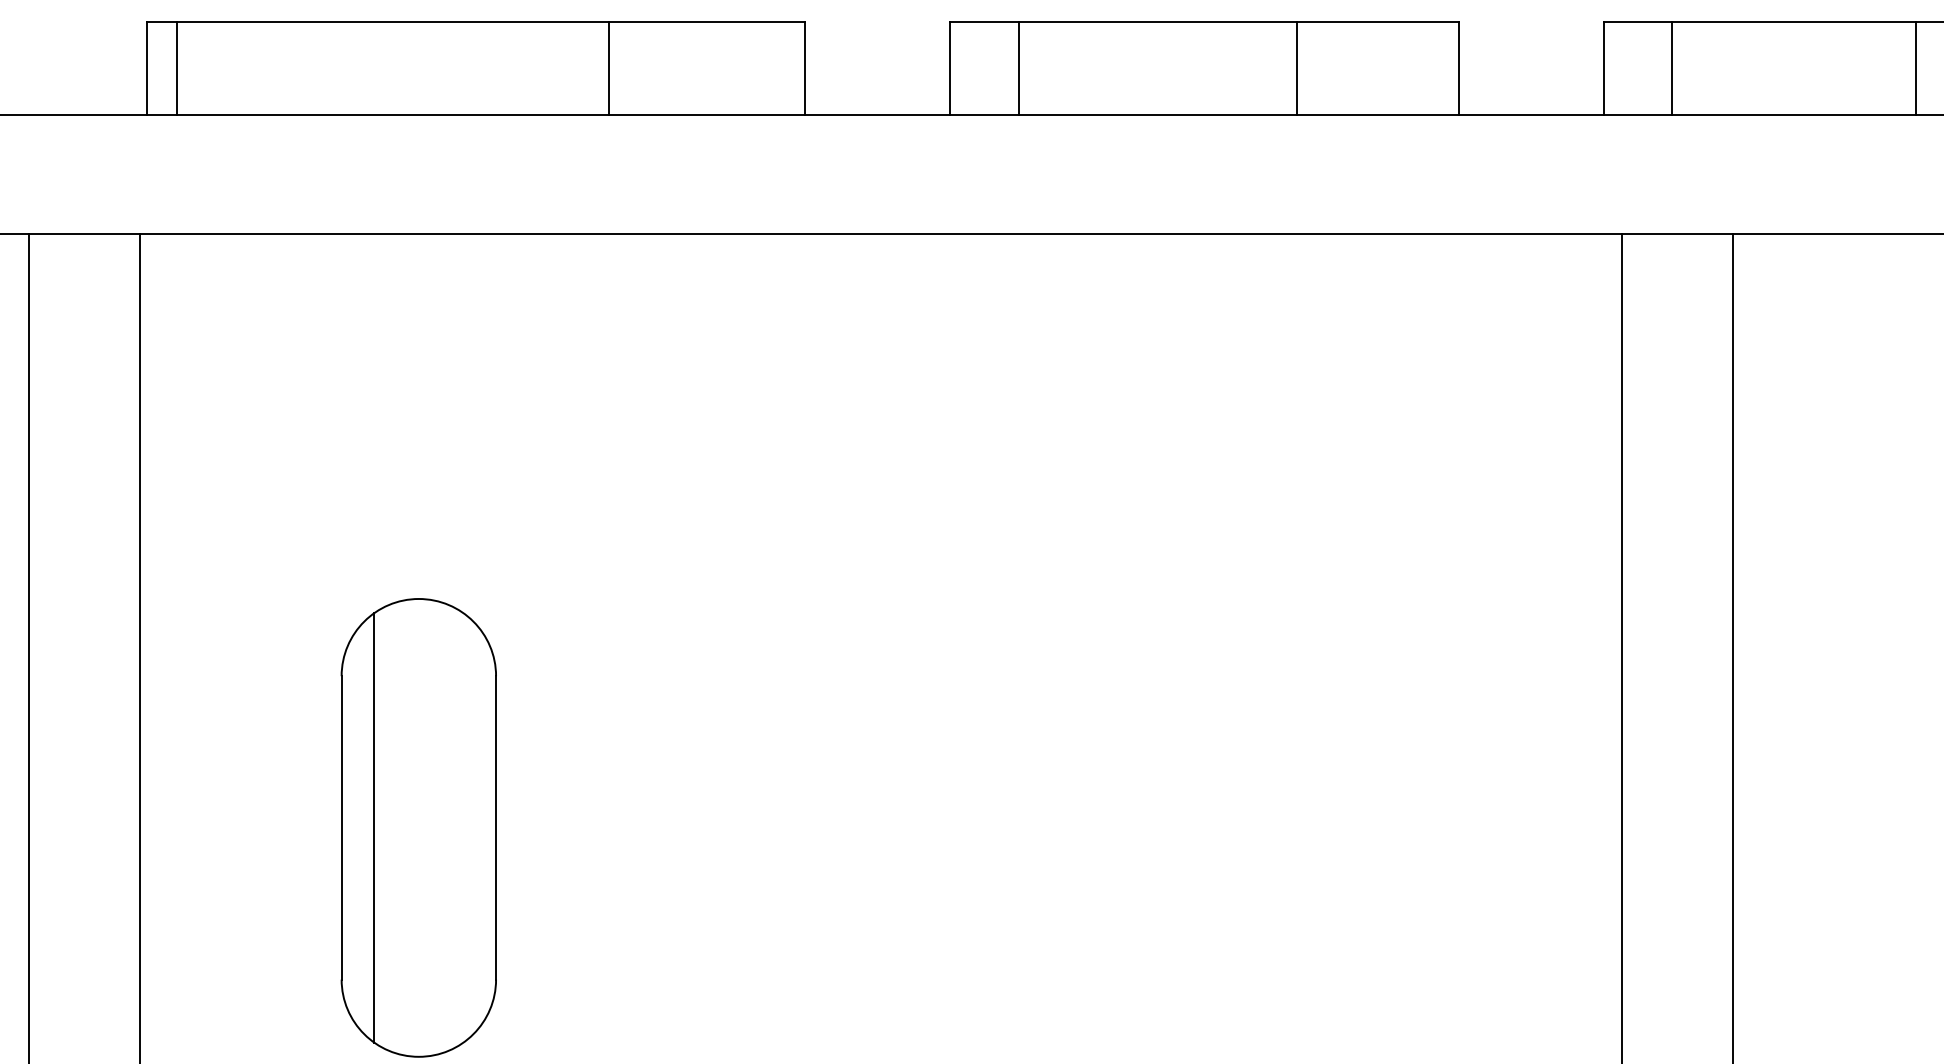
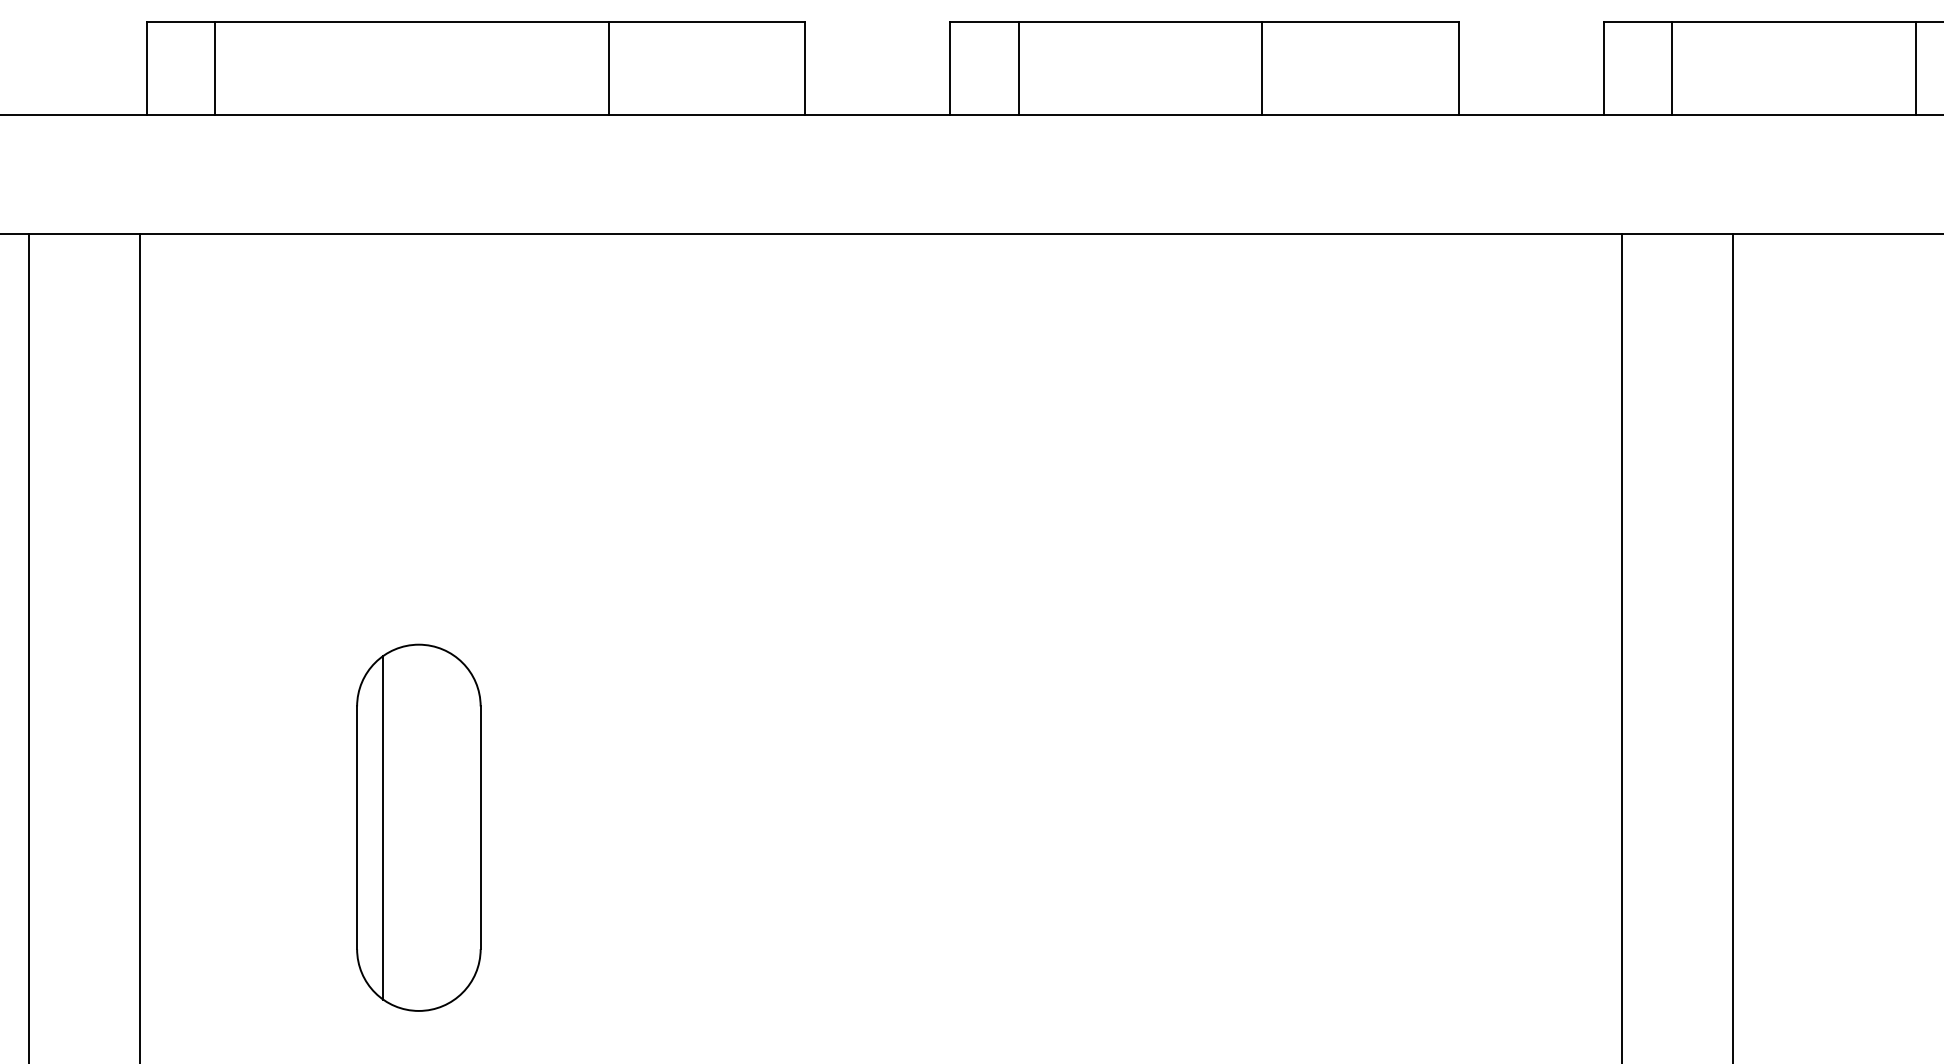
line position: (176, 68) -> (214, 68) (214, 68)
line position: (1297, 68) -> (1262, 68) (1262, 68)
part size: 157x460 px -> 126x369 px (418, 827)
